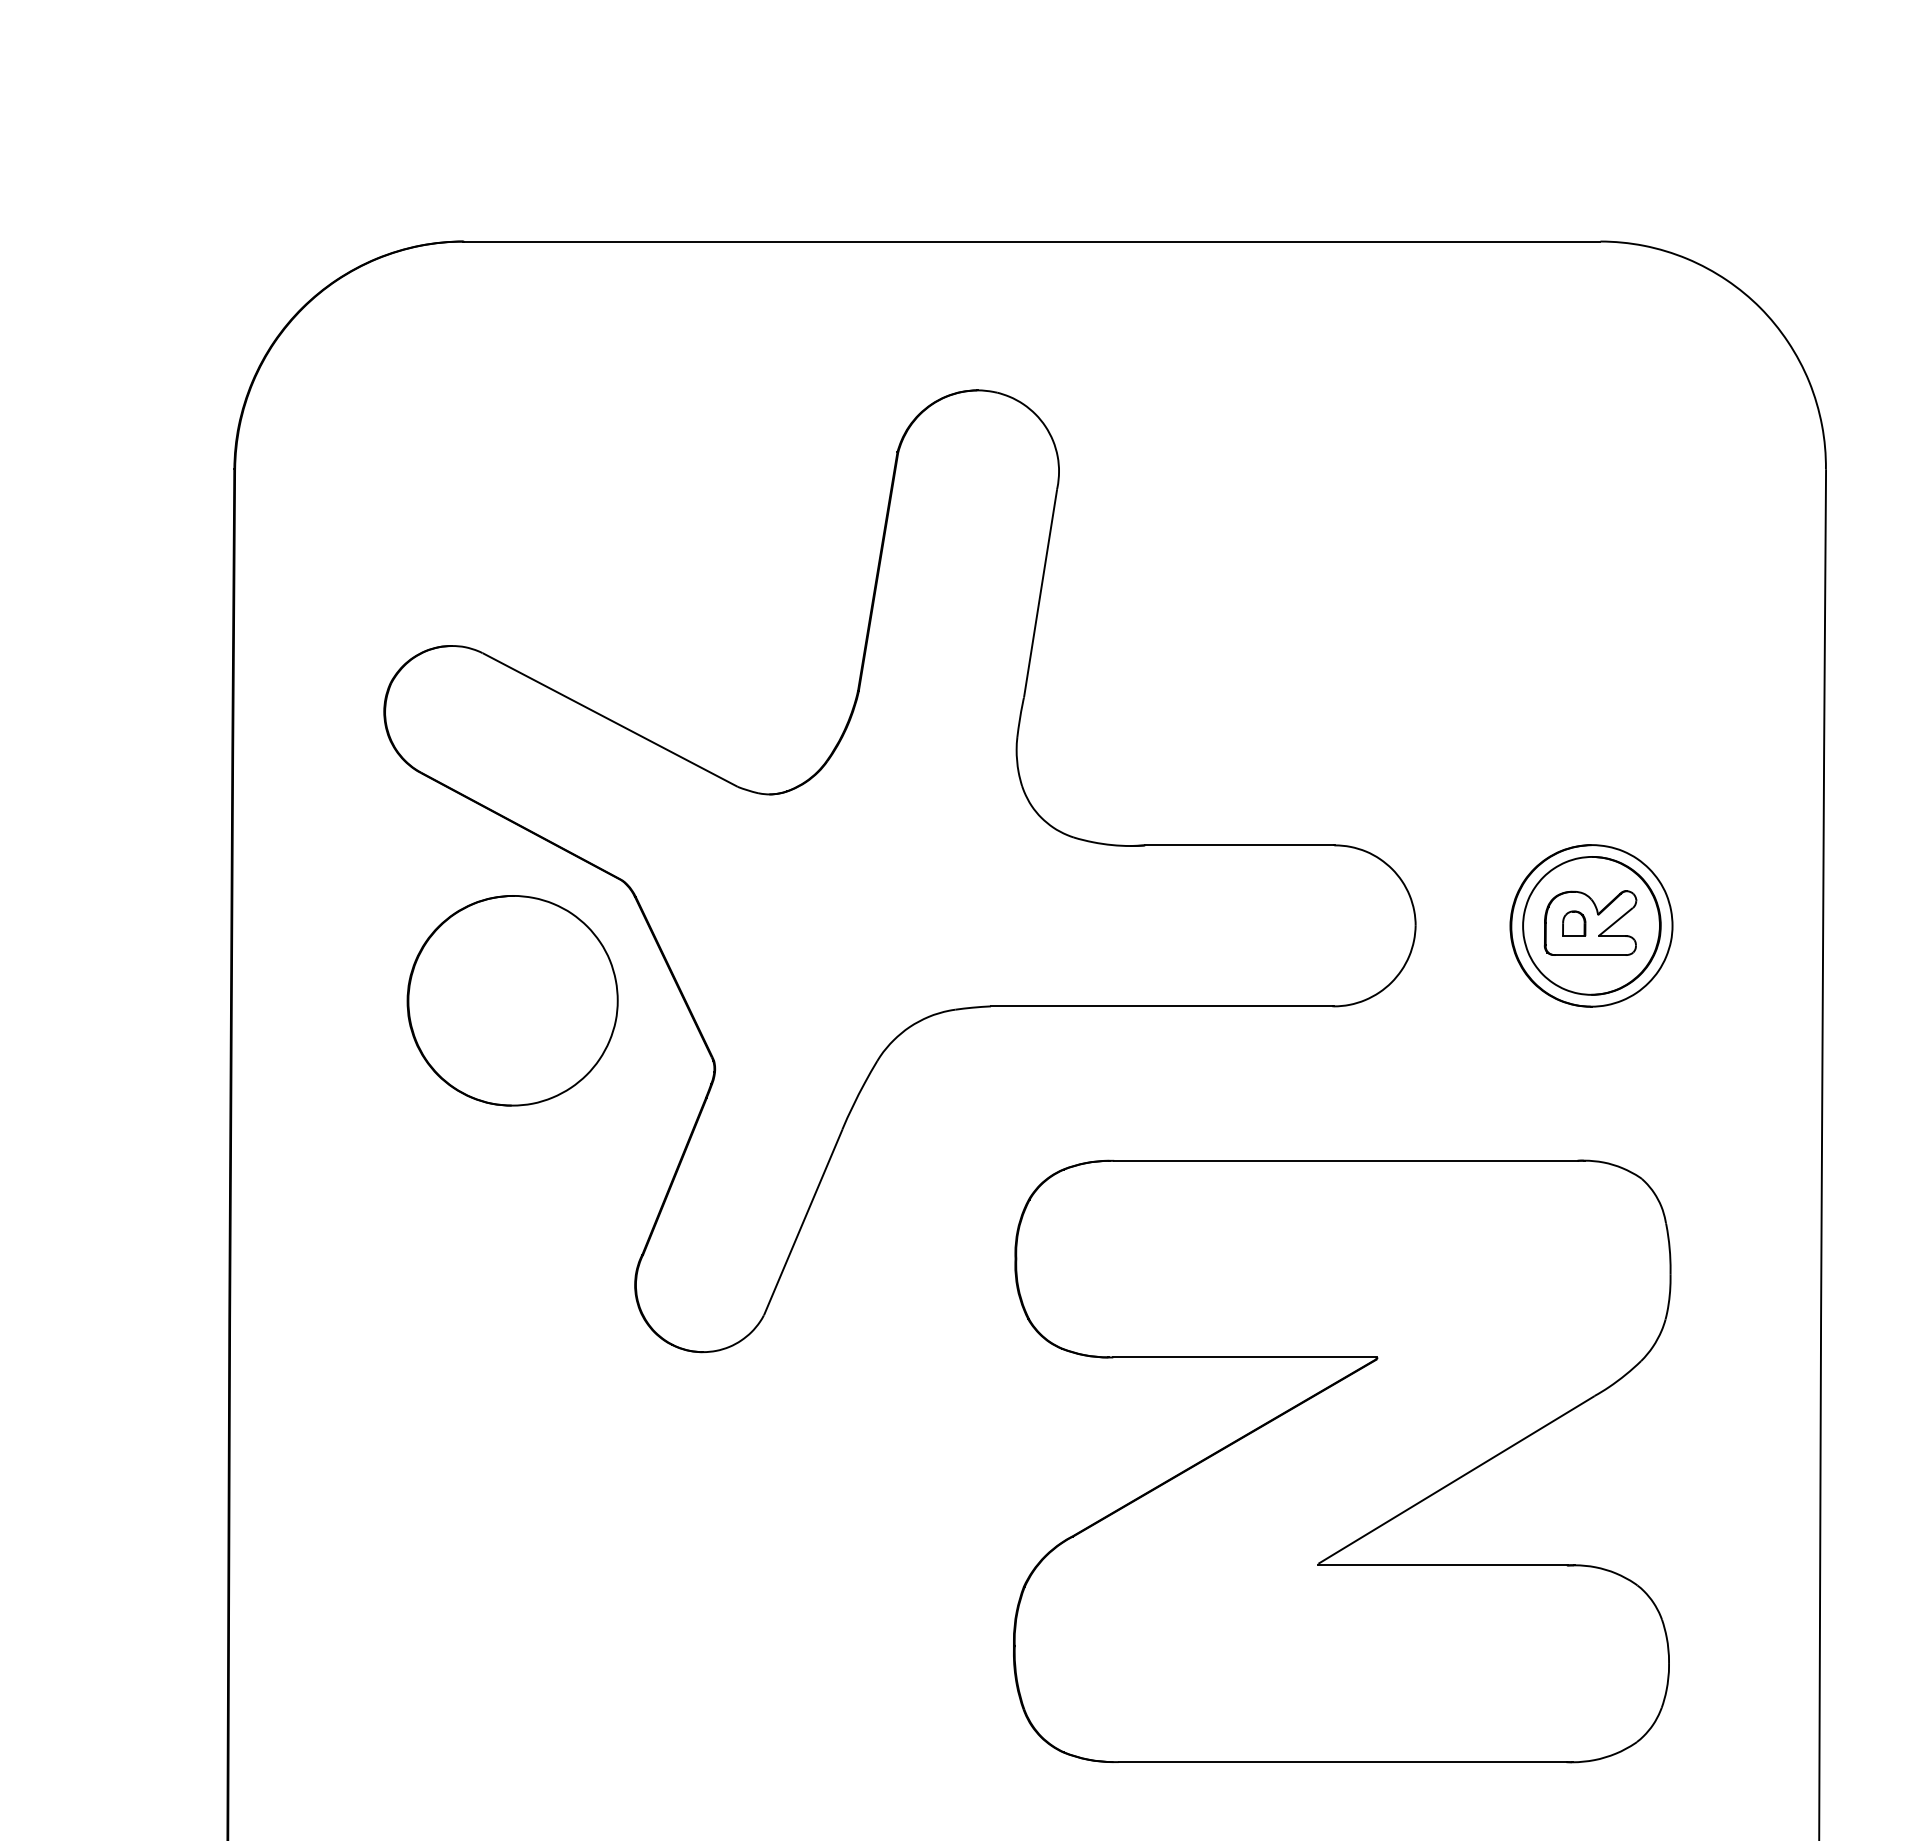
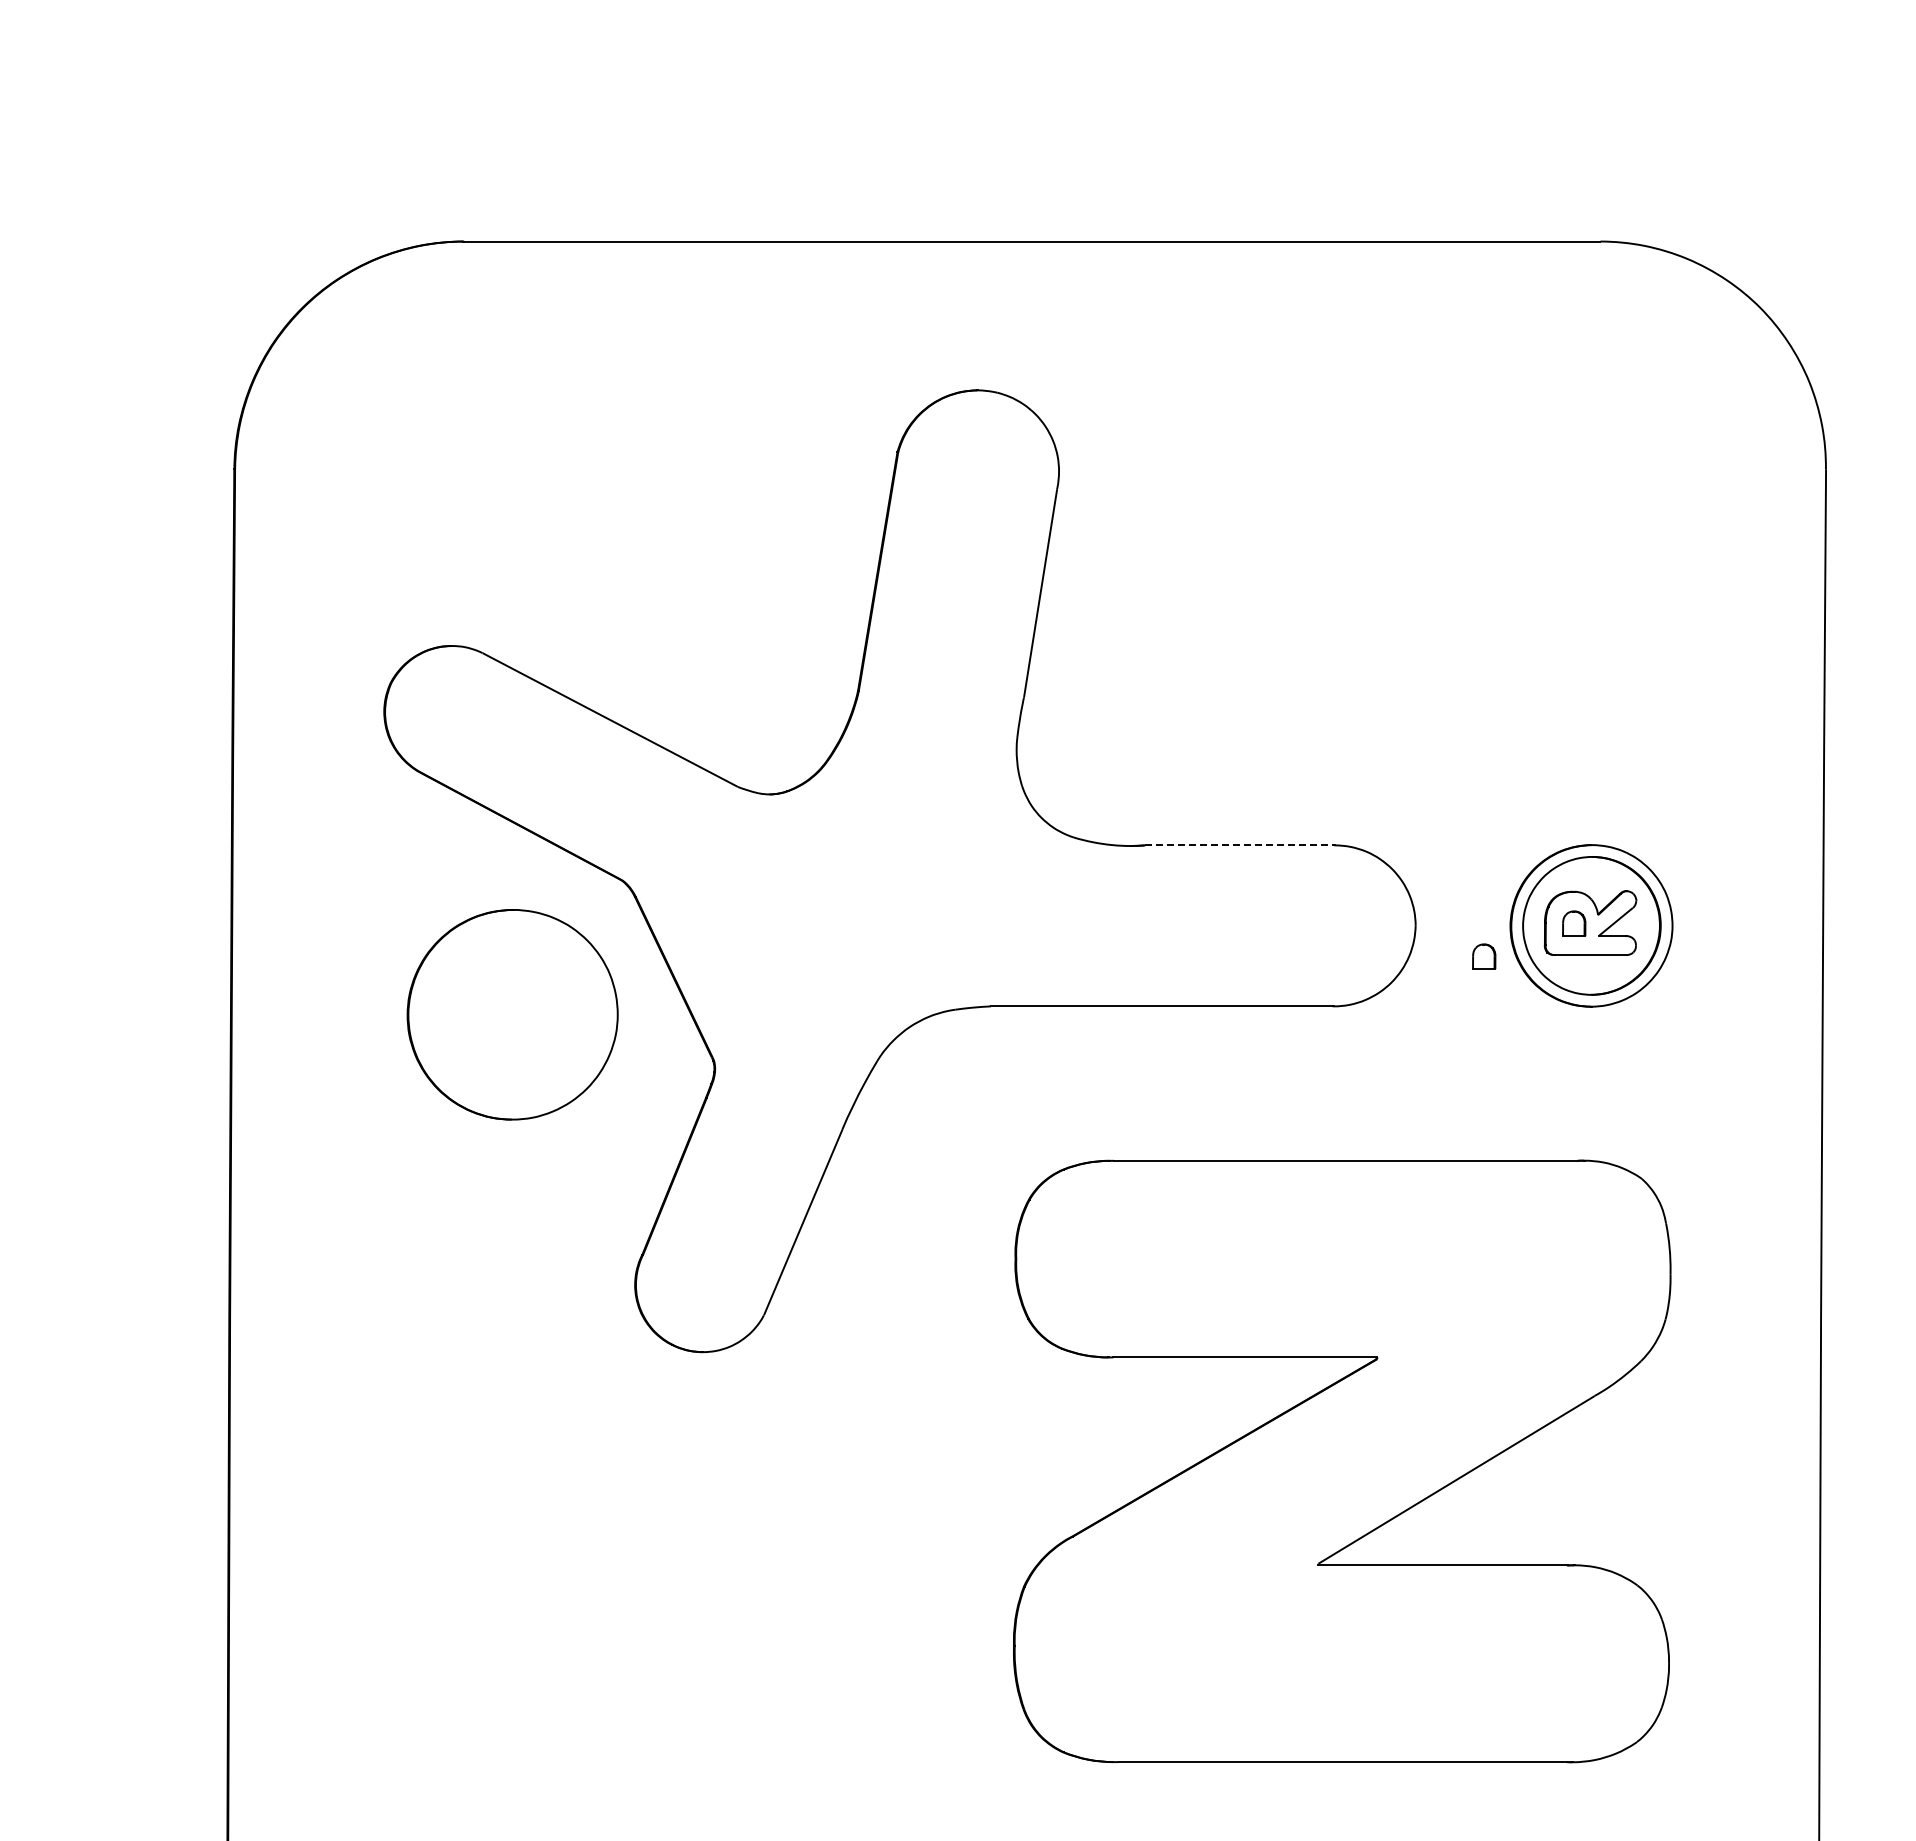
line: solid -> dashed (1239, 845)
part: none -> present (1484, 956)
part position: (512, 1000) -> (512, 1014) (512, 1014)
